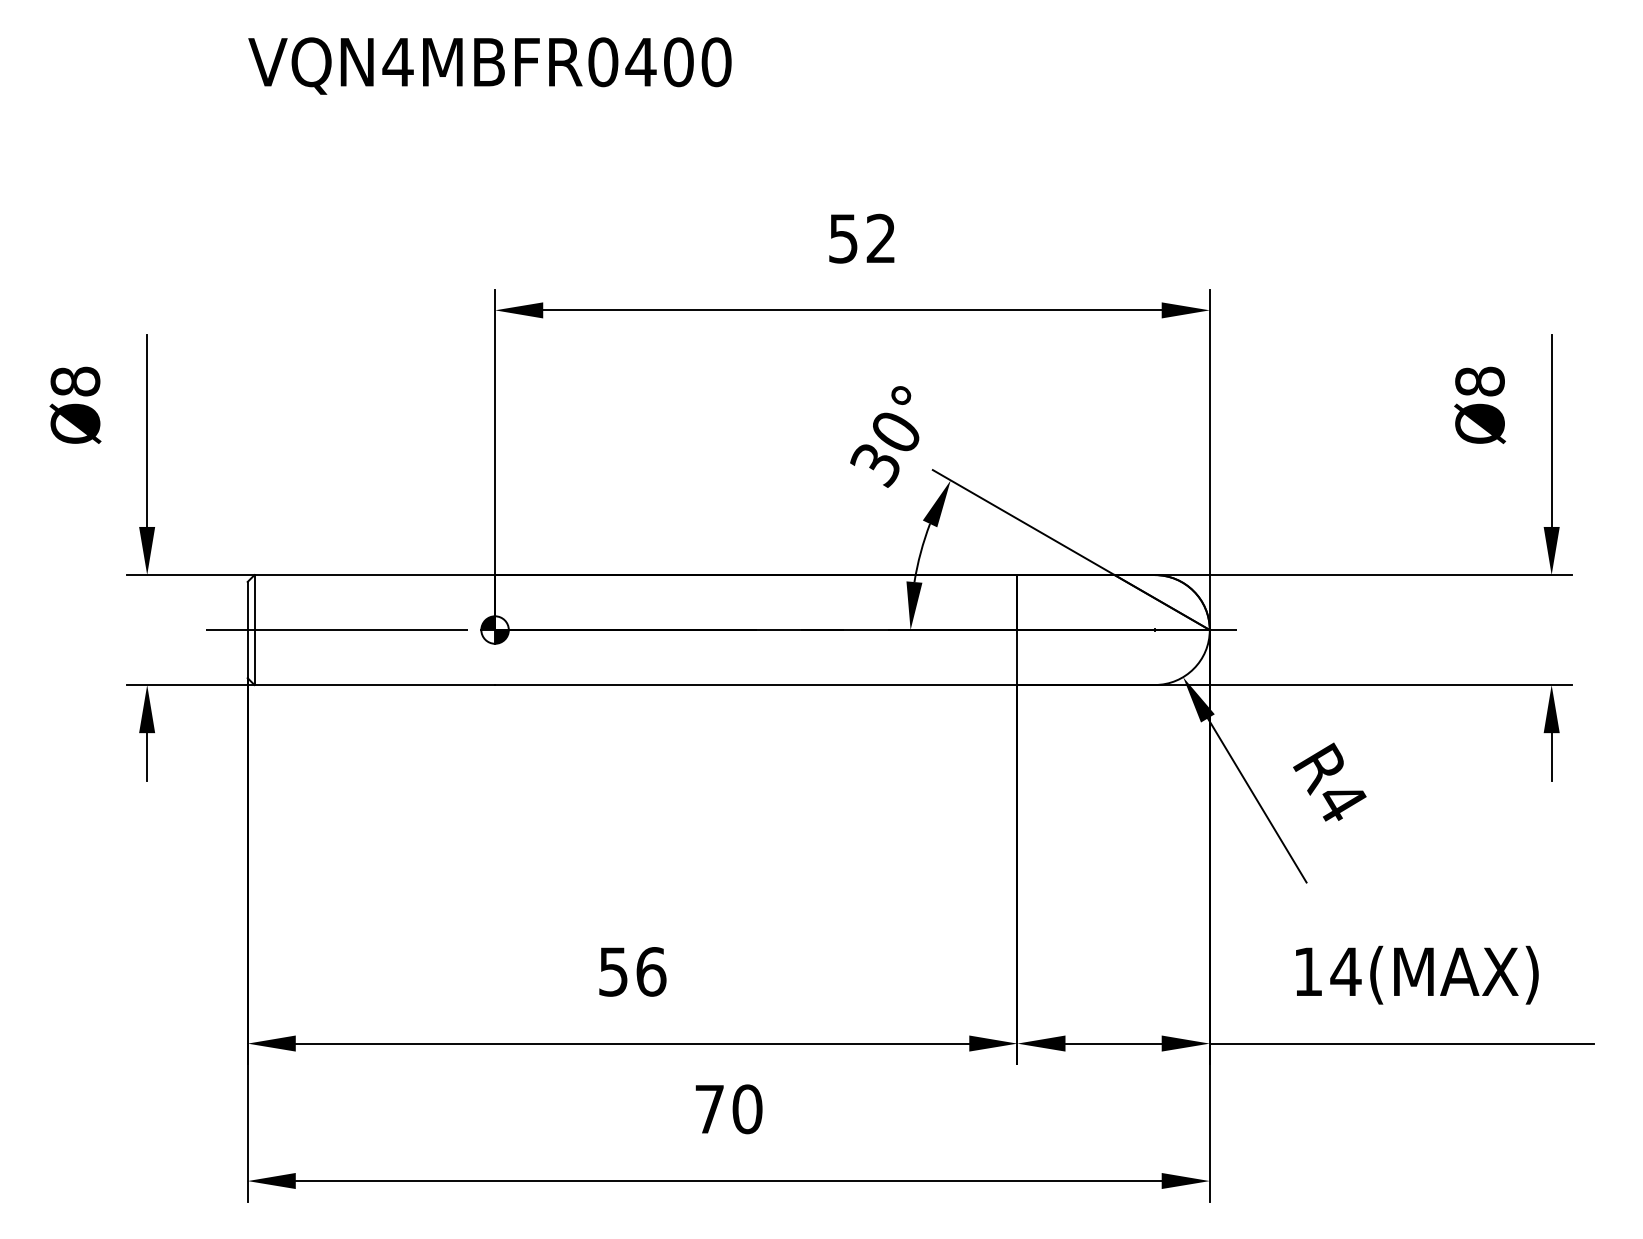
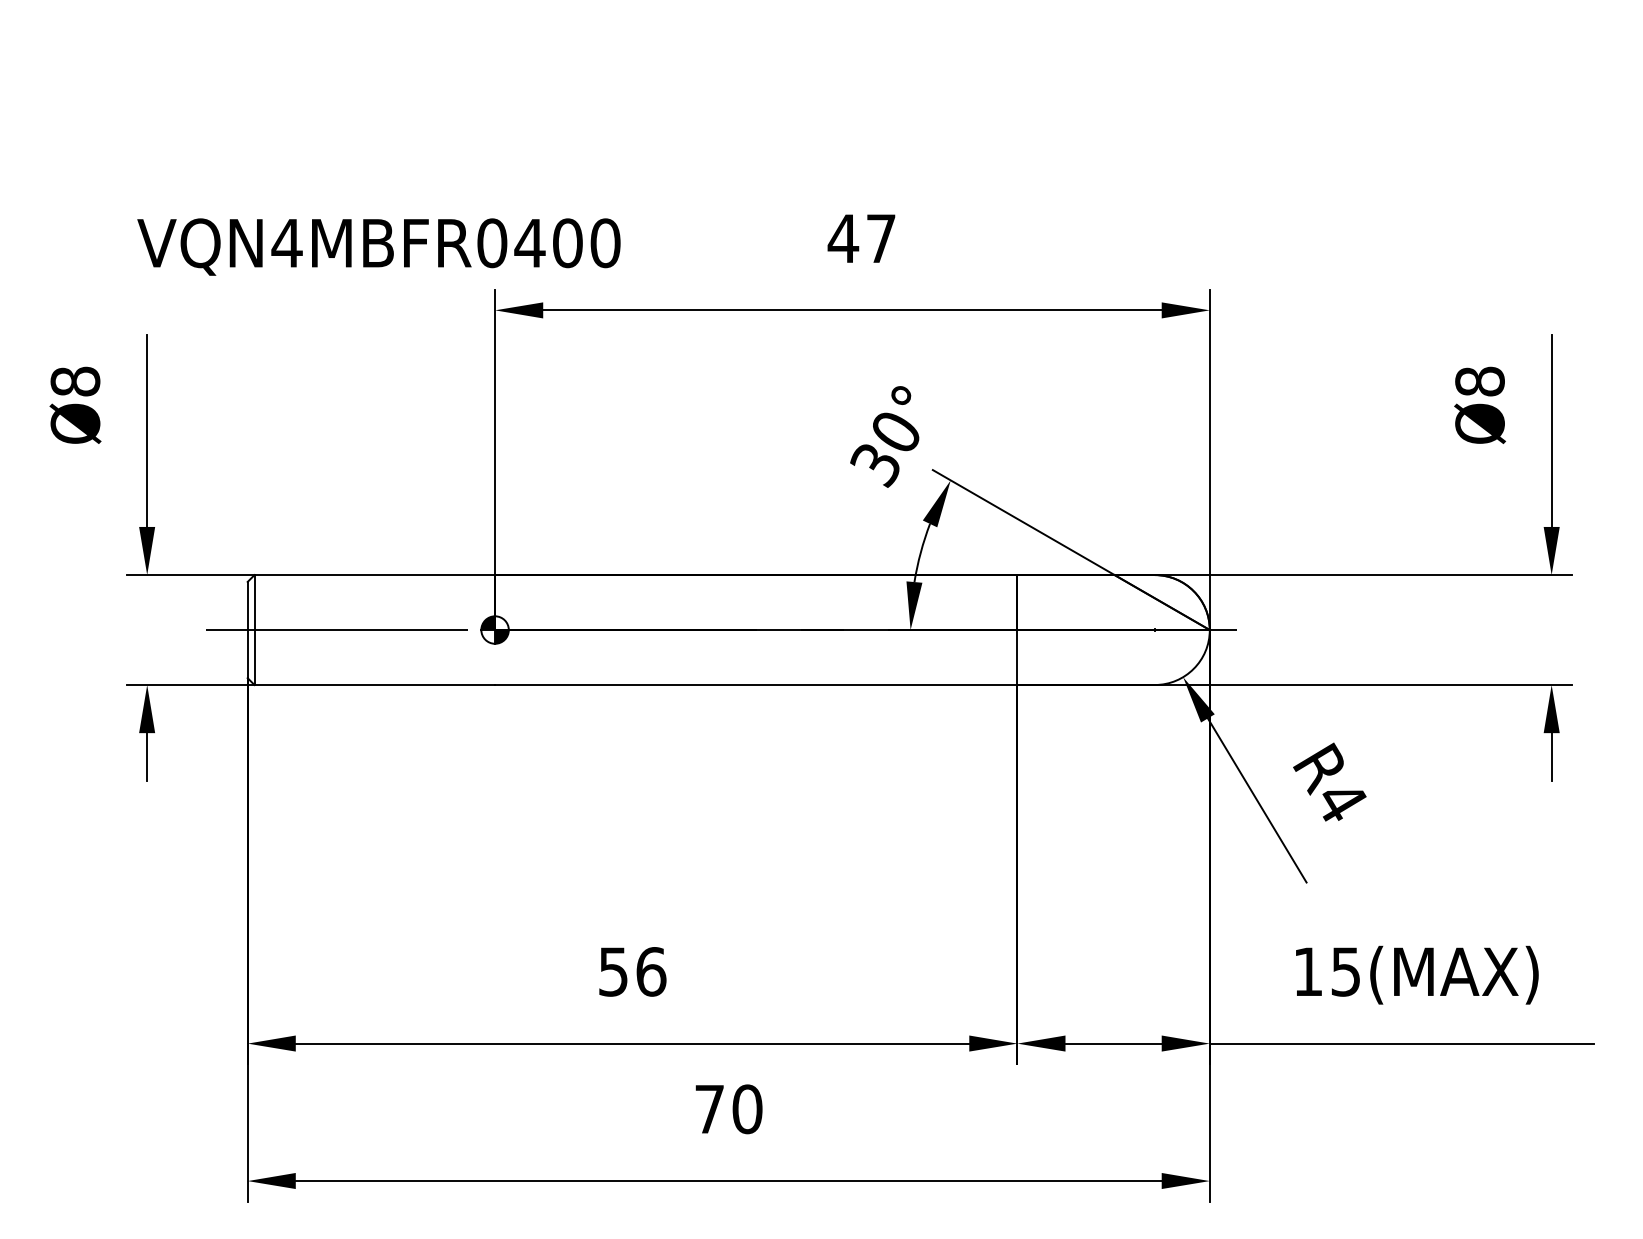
text position: (489, 65) -> (378, 246) (378, 246)
text: 52 -> 47 (861, 238)
text: 14(MAX) -> 15(MAX) (1345, 971)
